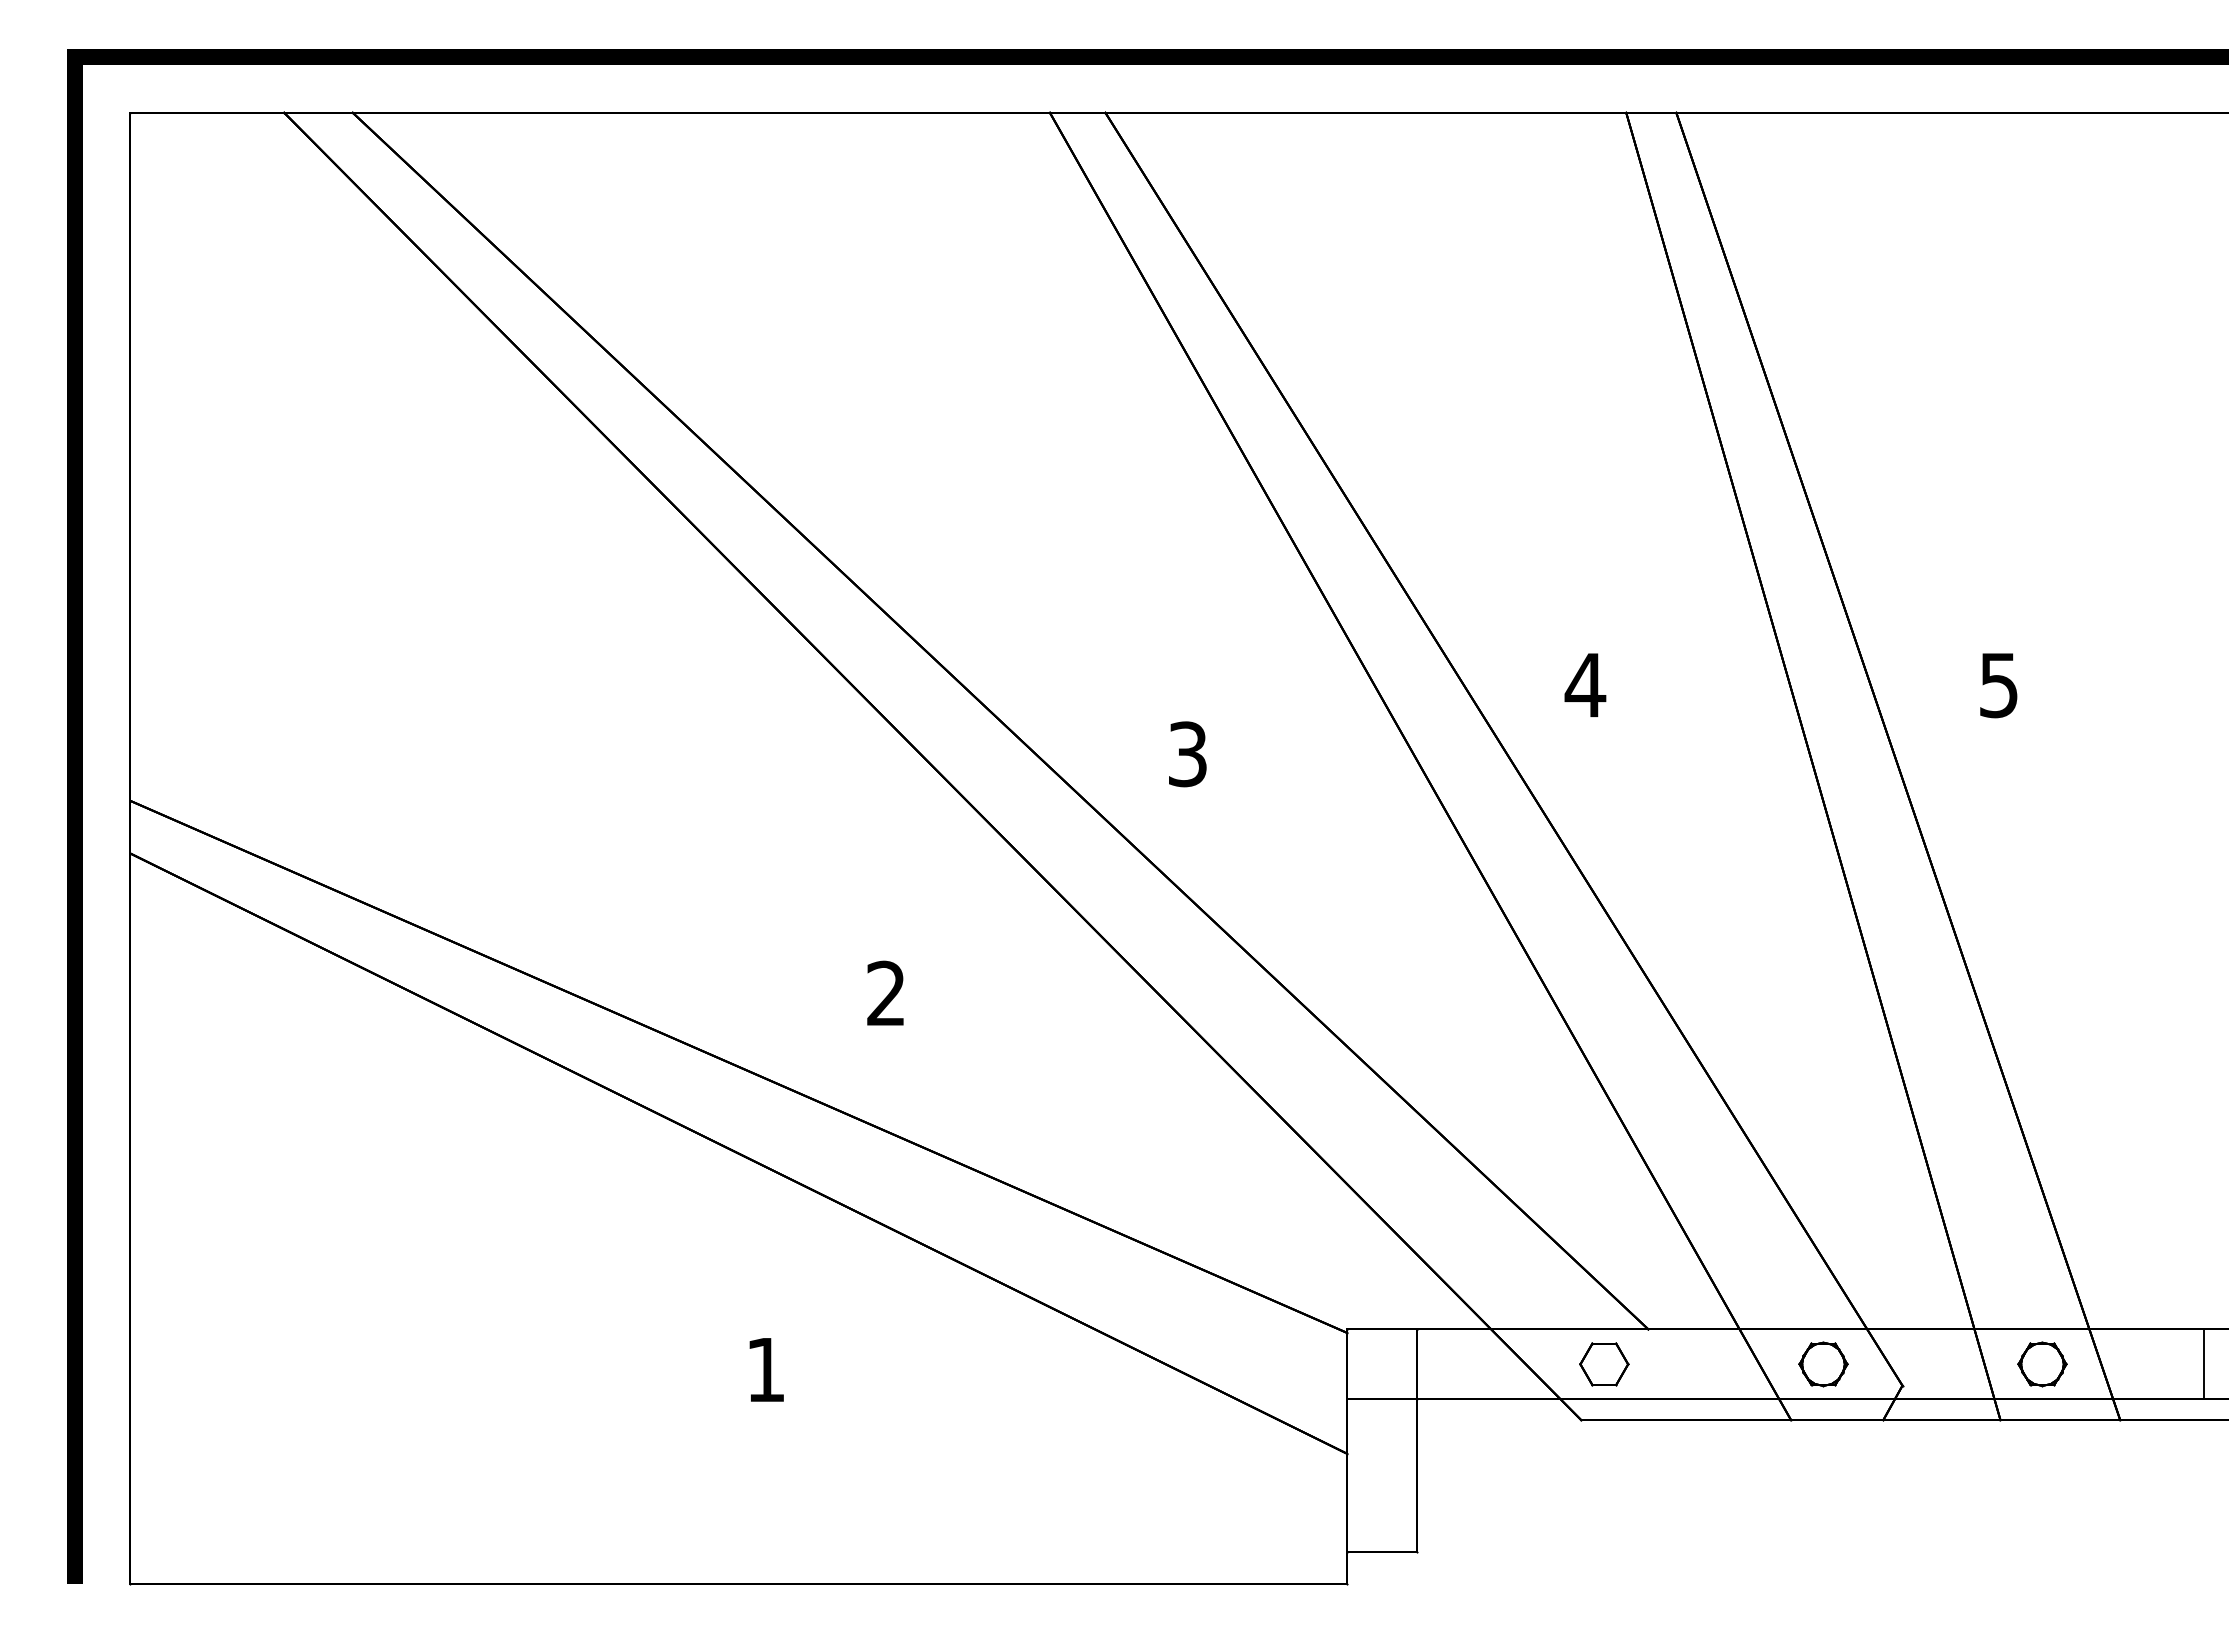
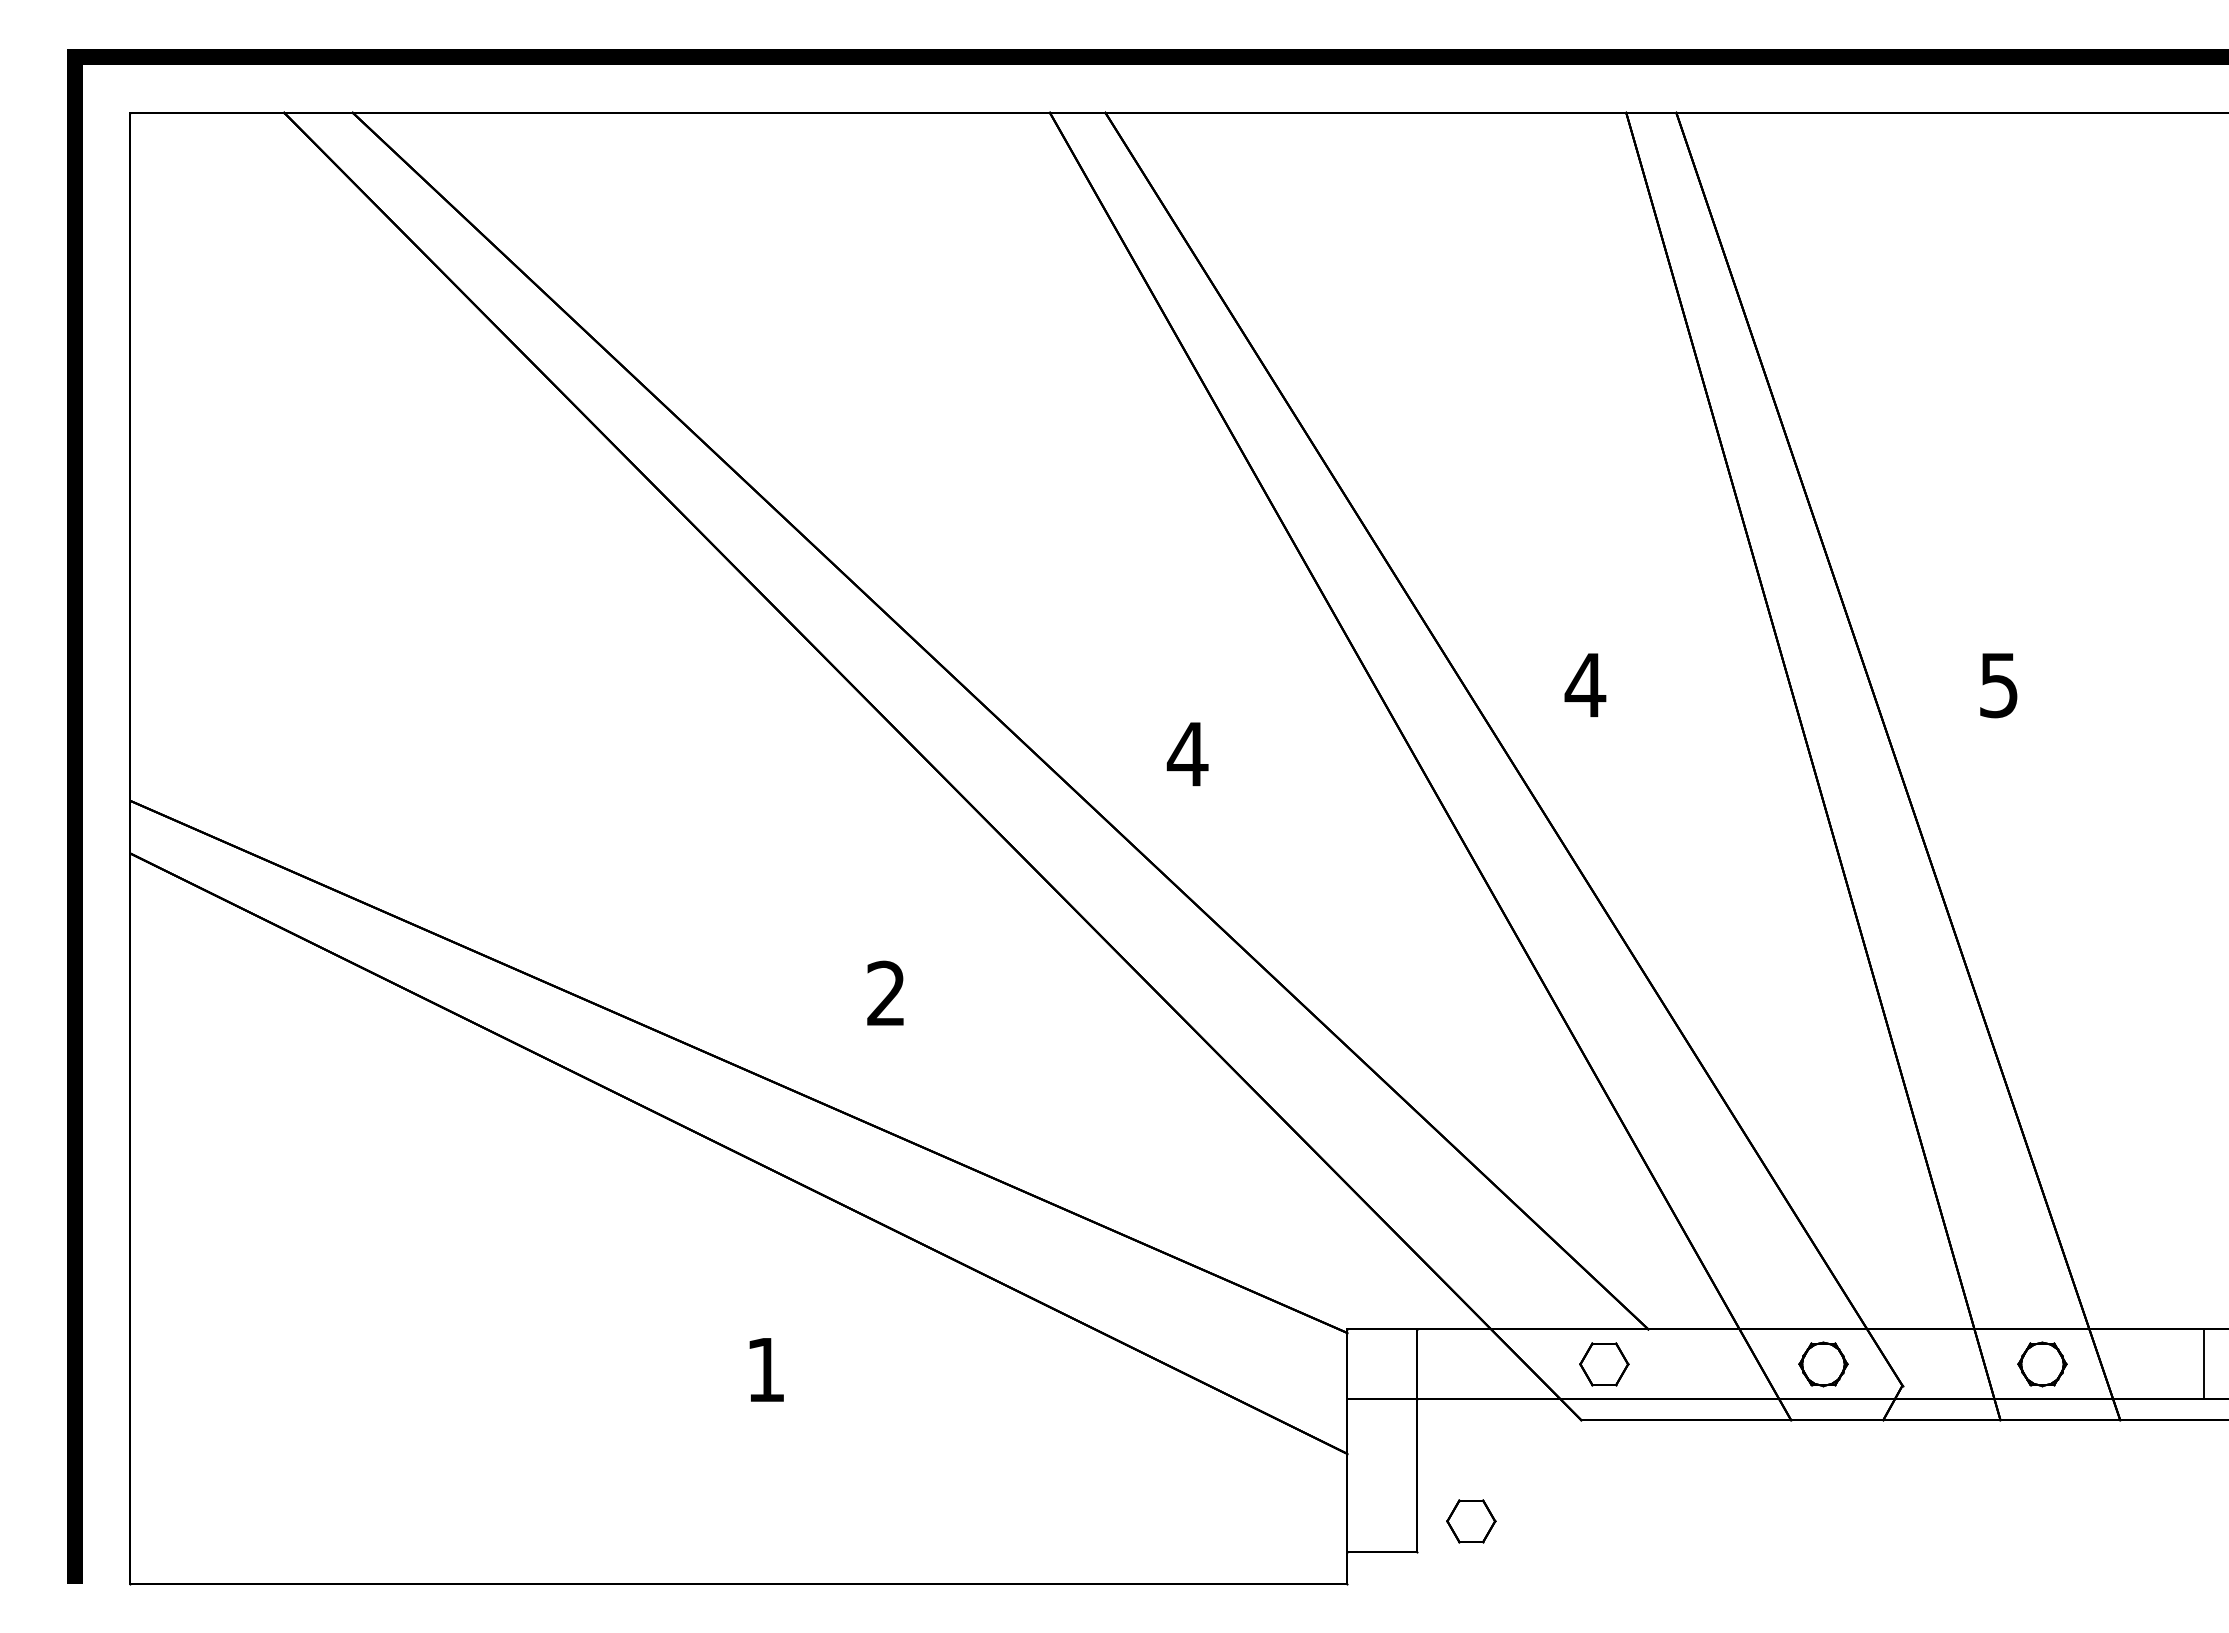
text: 3 -> 4 (1187, 754)
part: none -> present (1471, 1521)
